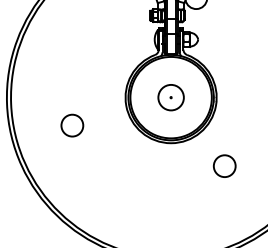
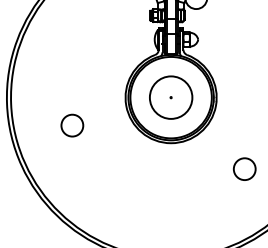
circle diameter: 26 px -> 43 px (170, 97)
circle position: (224, 165) -> (244, 168) (244, 168)
